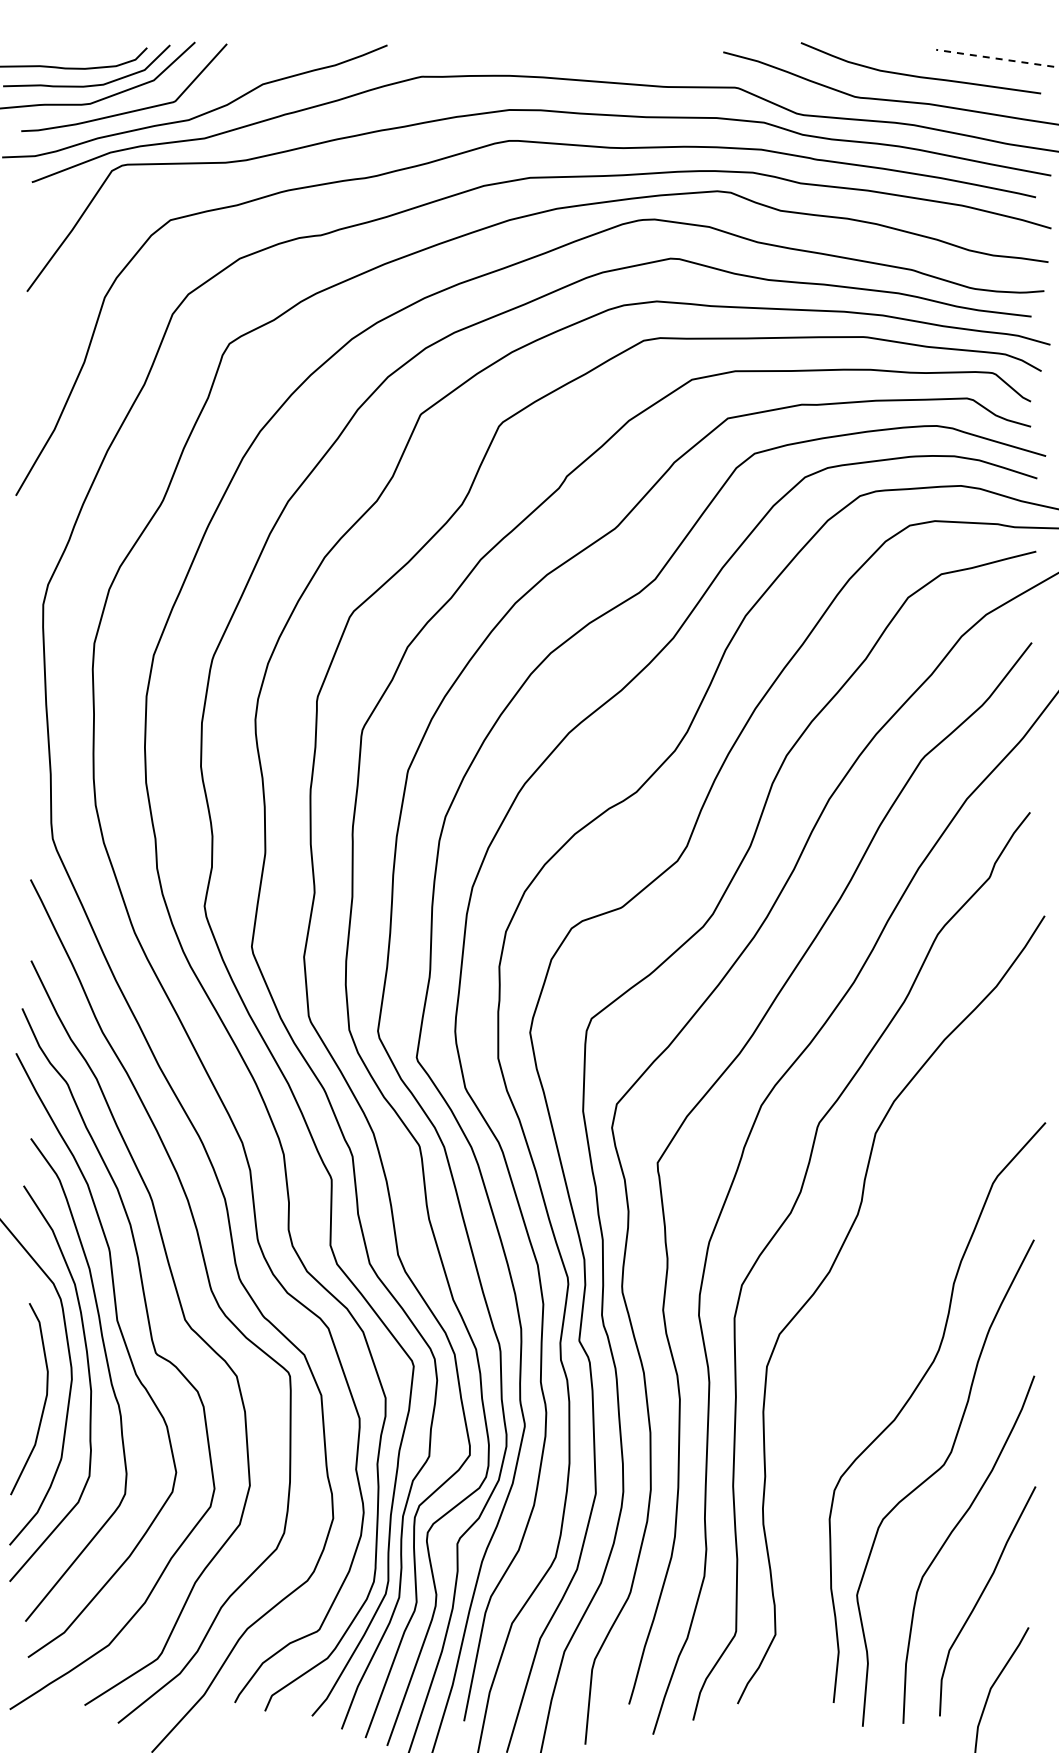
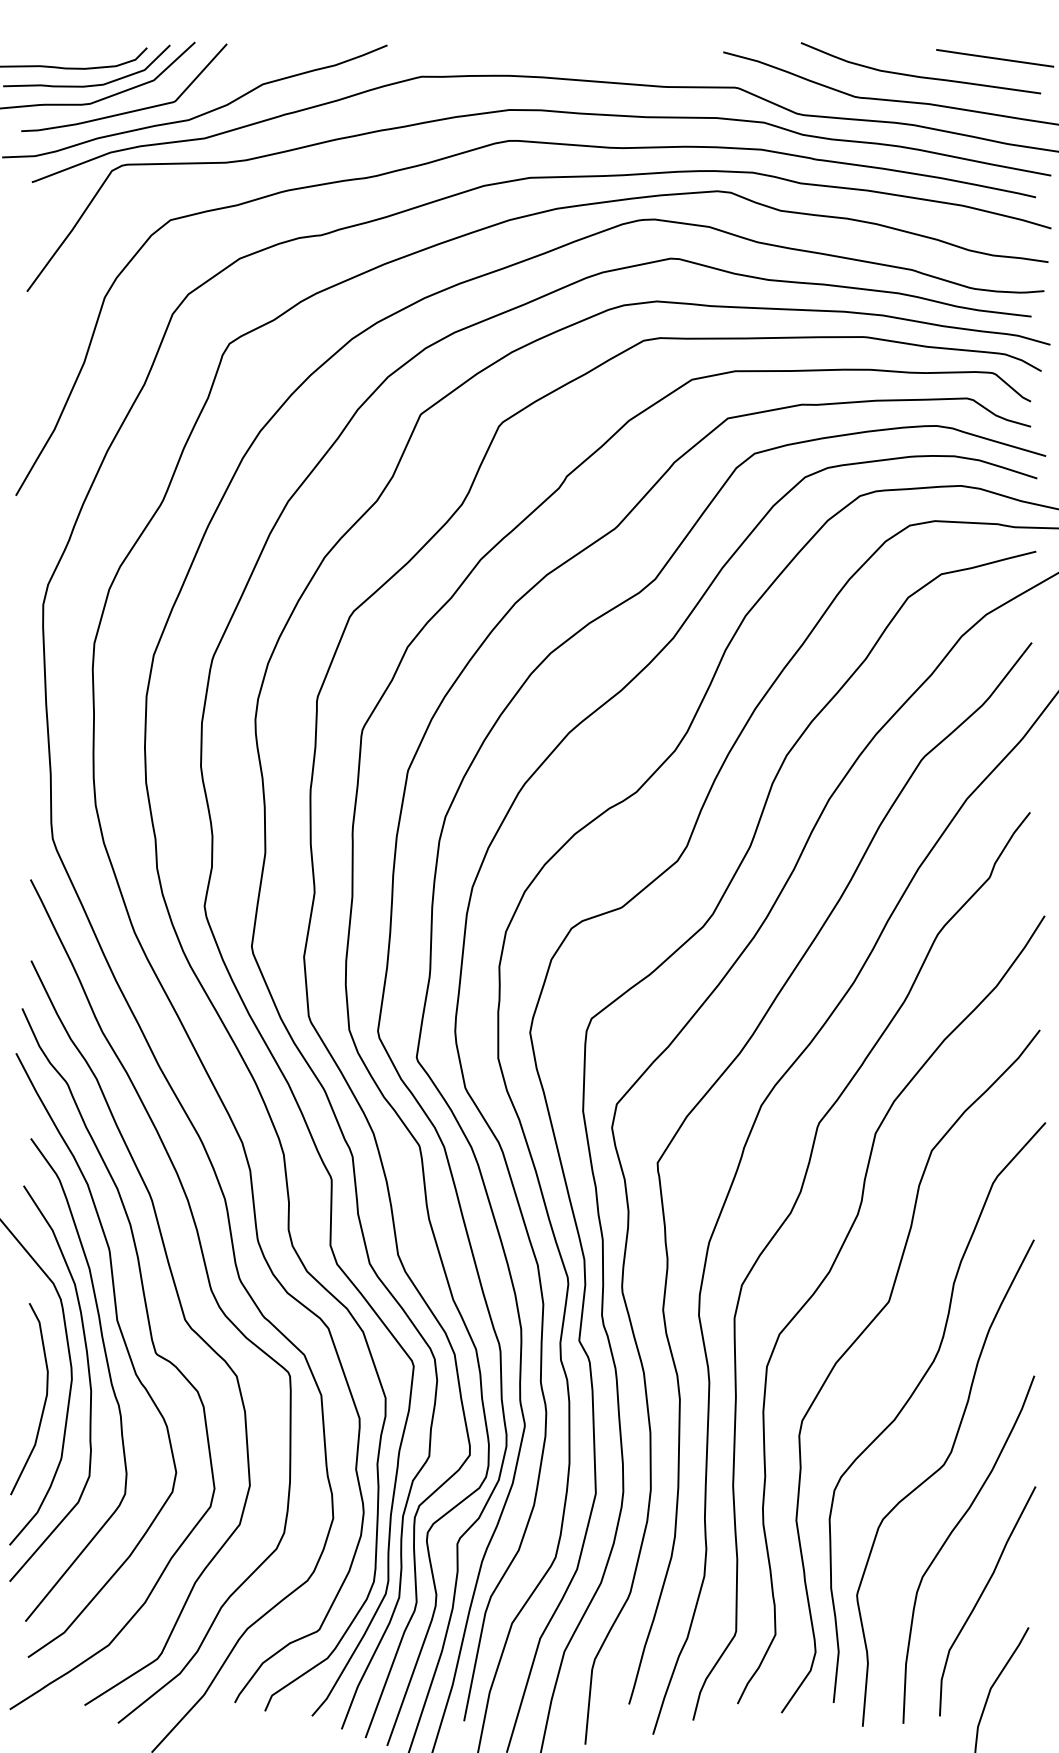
line: dashed -> solid (994, 58)
curve: none -> present (862, 1334)
